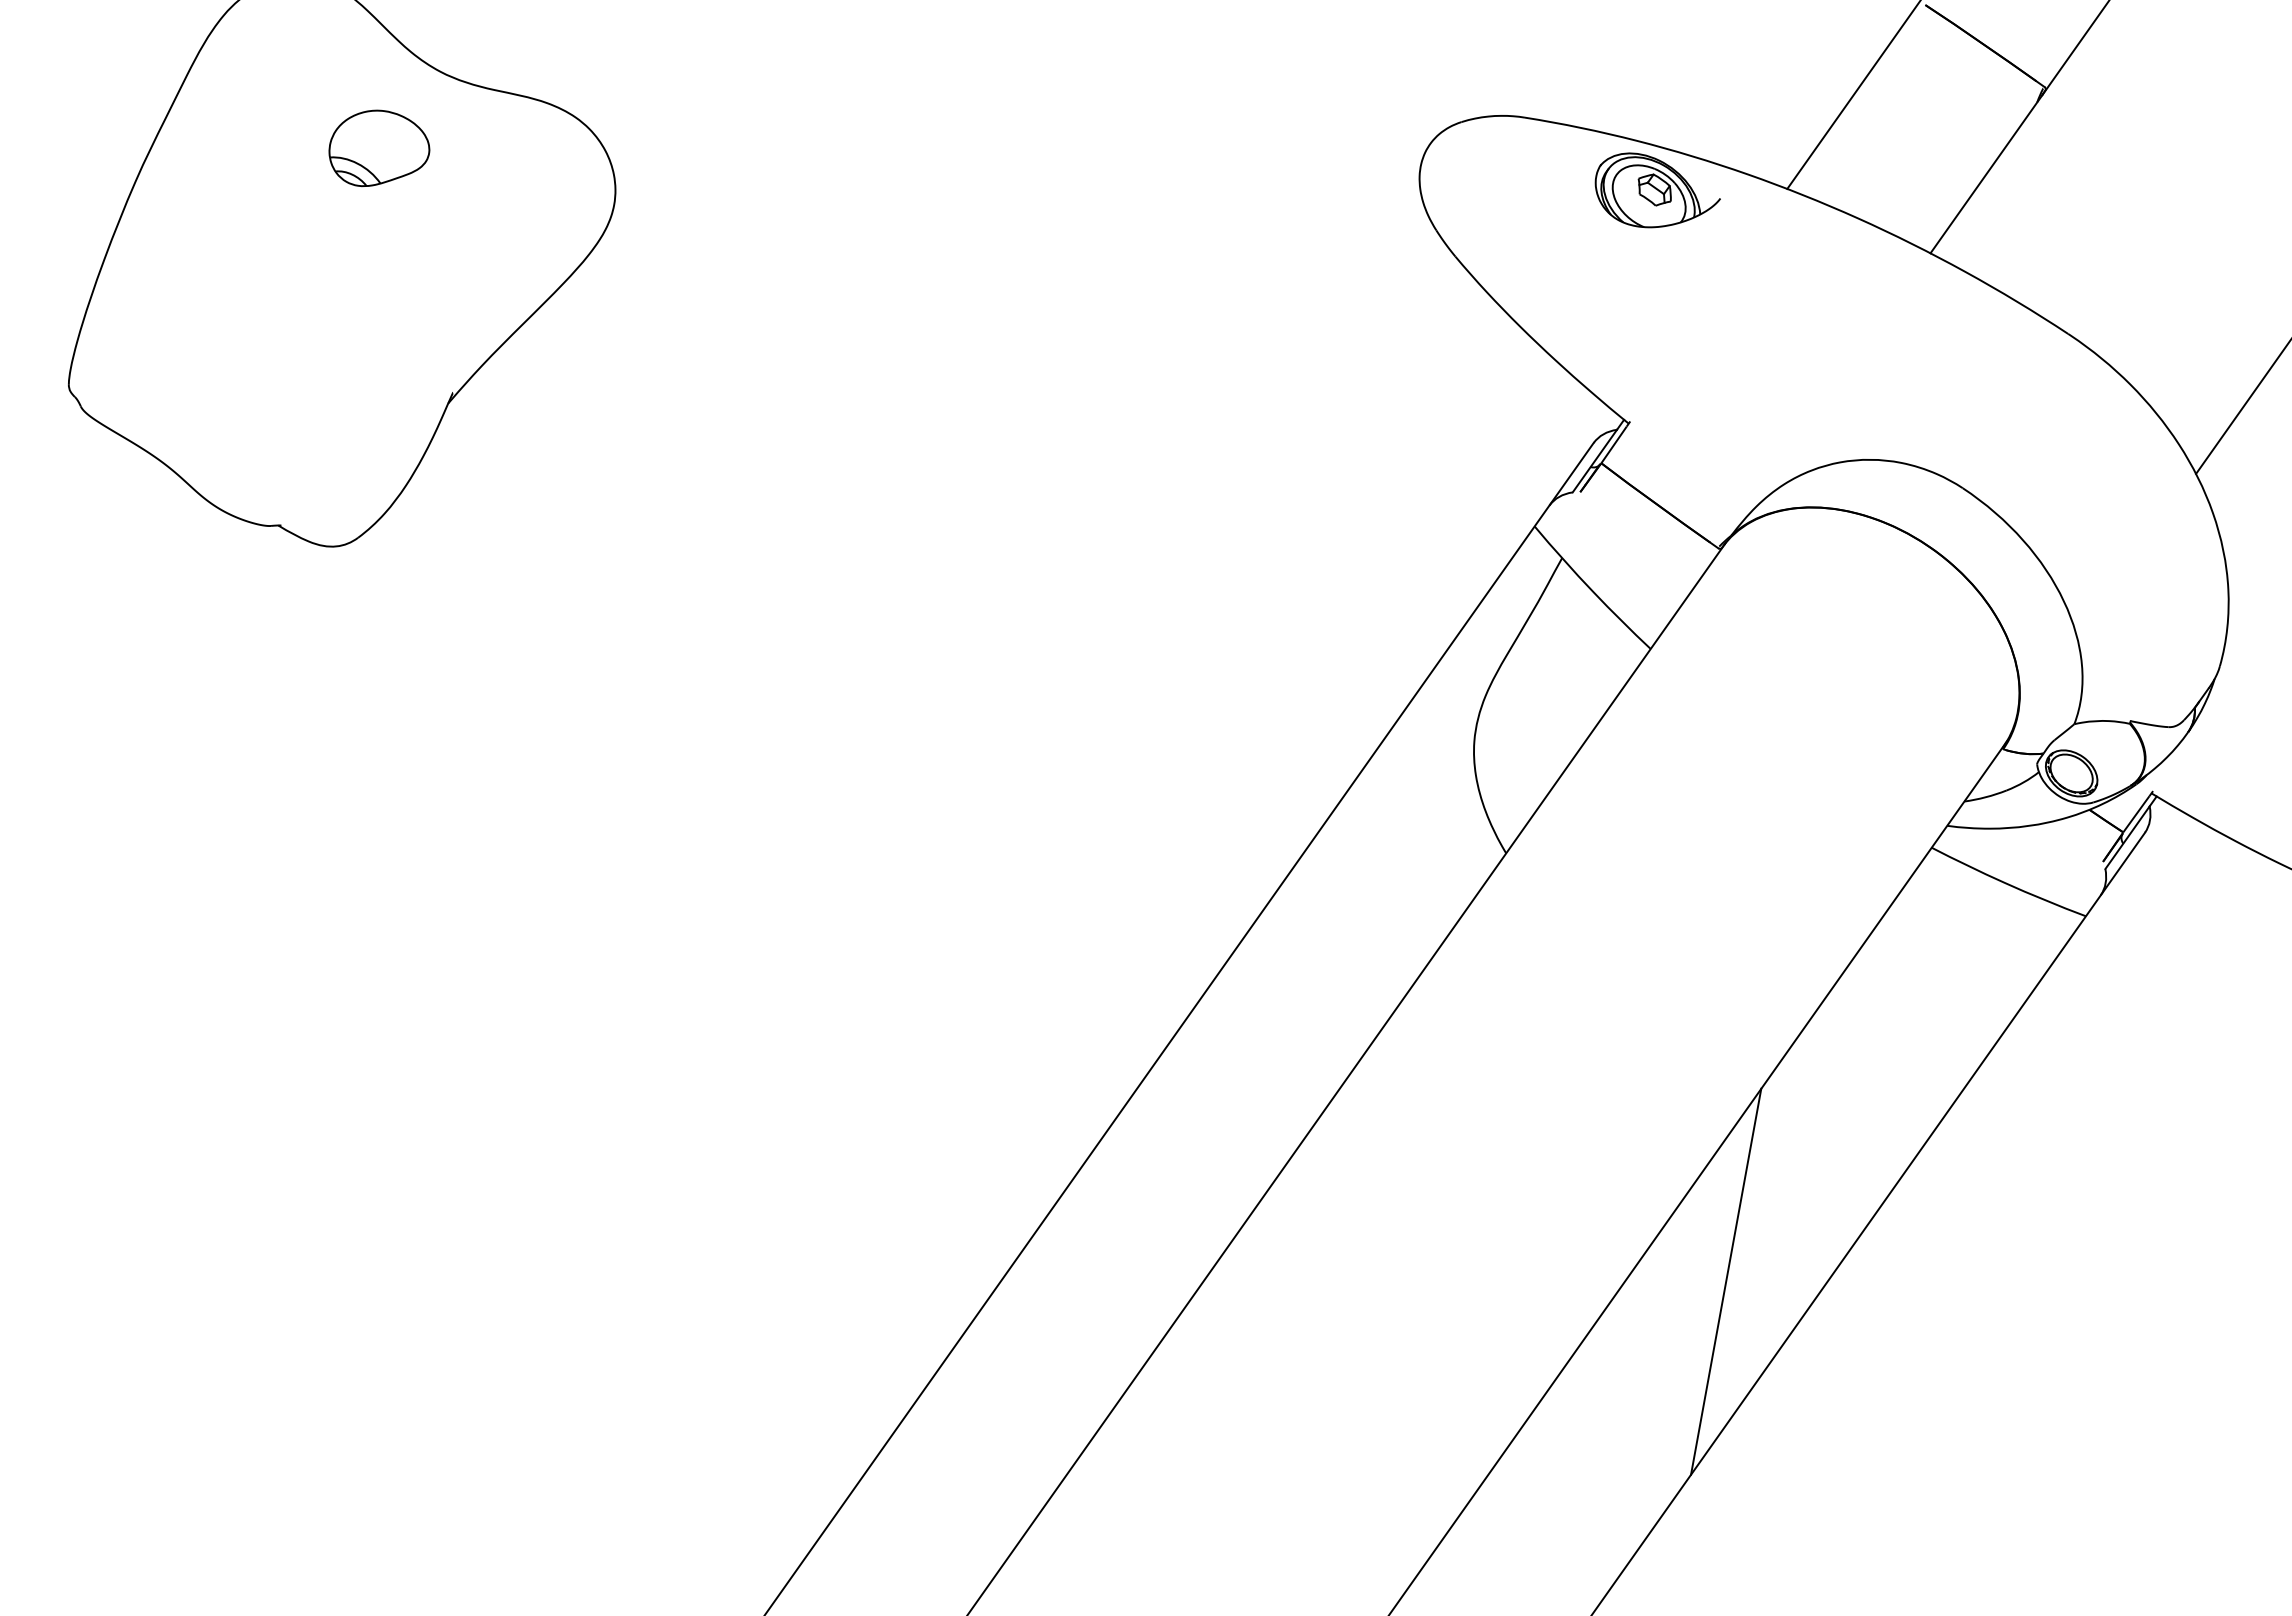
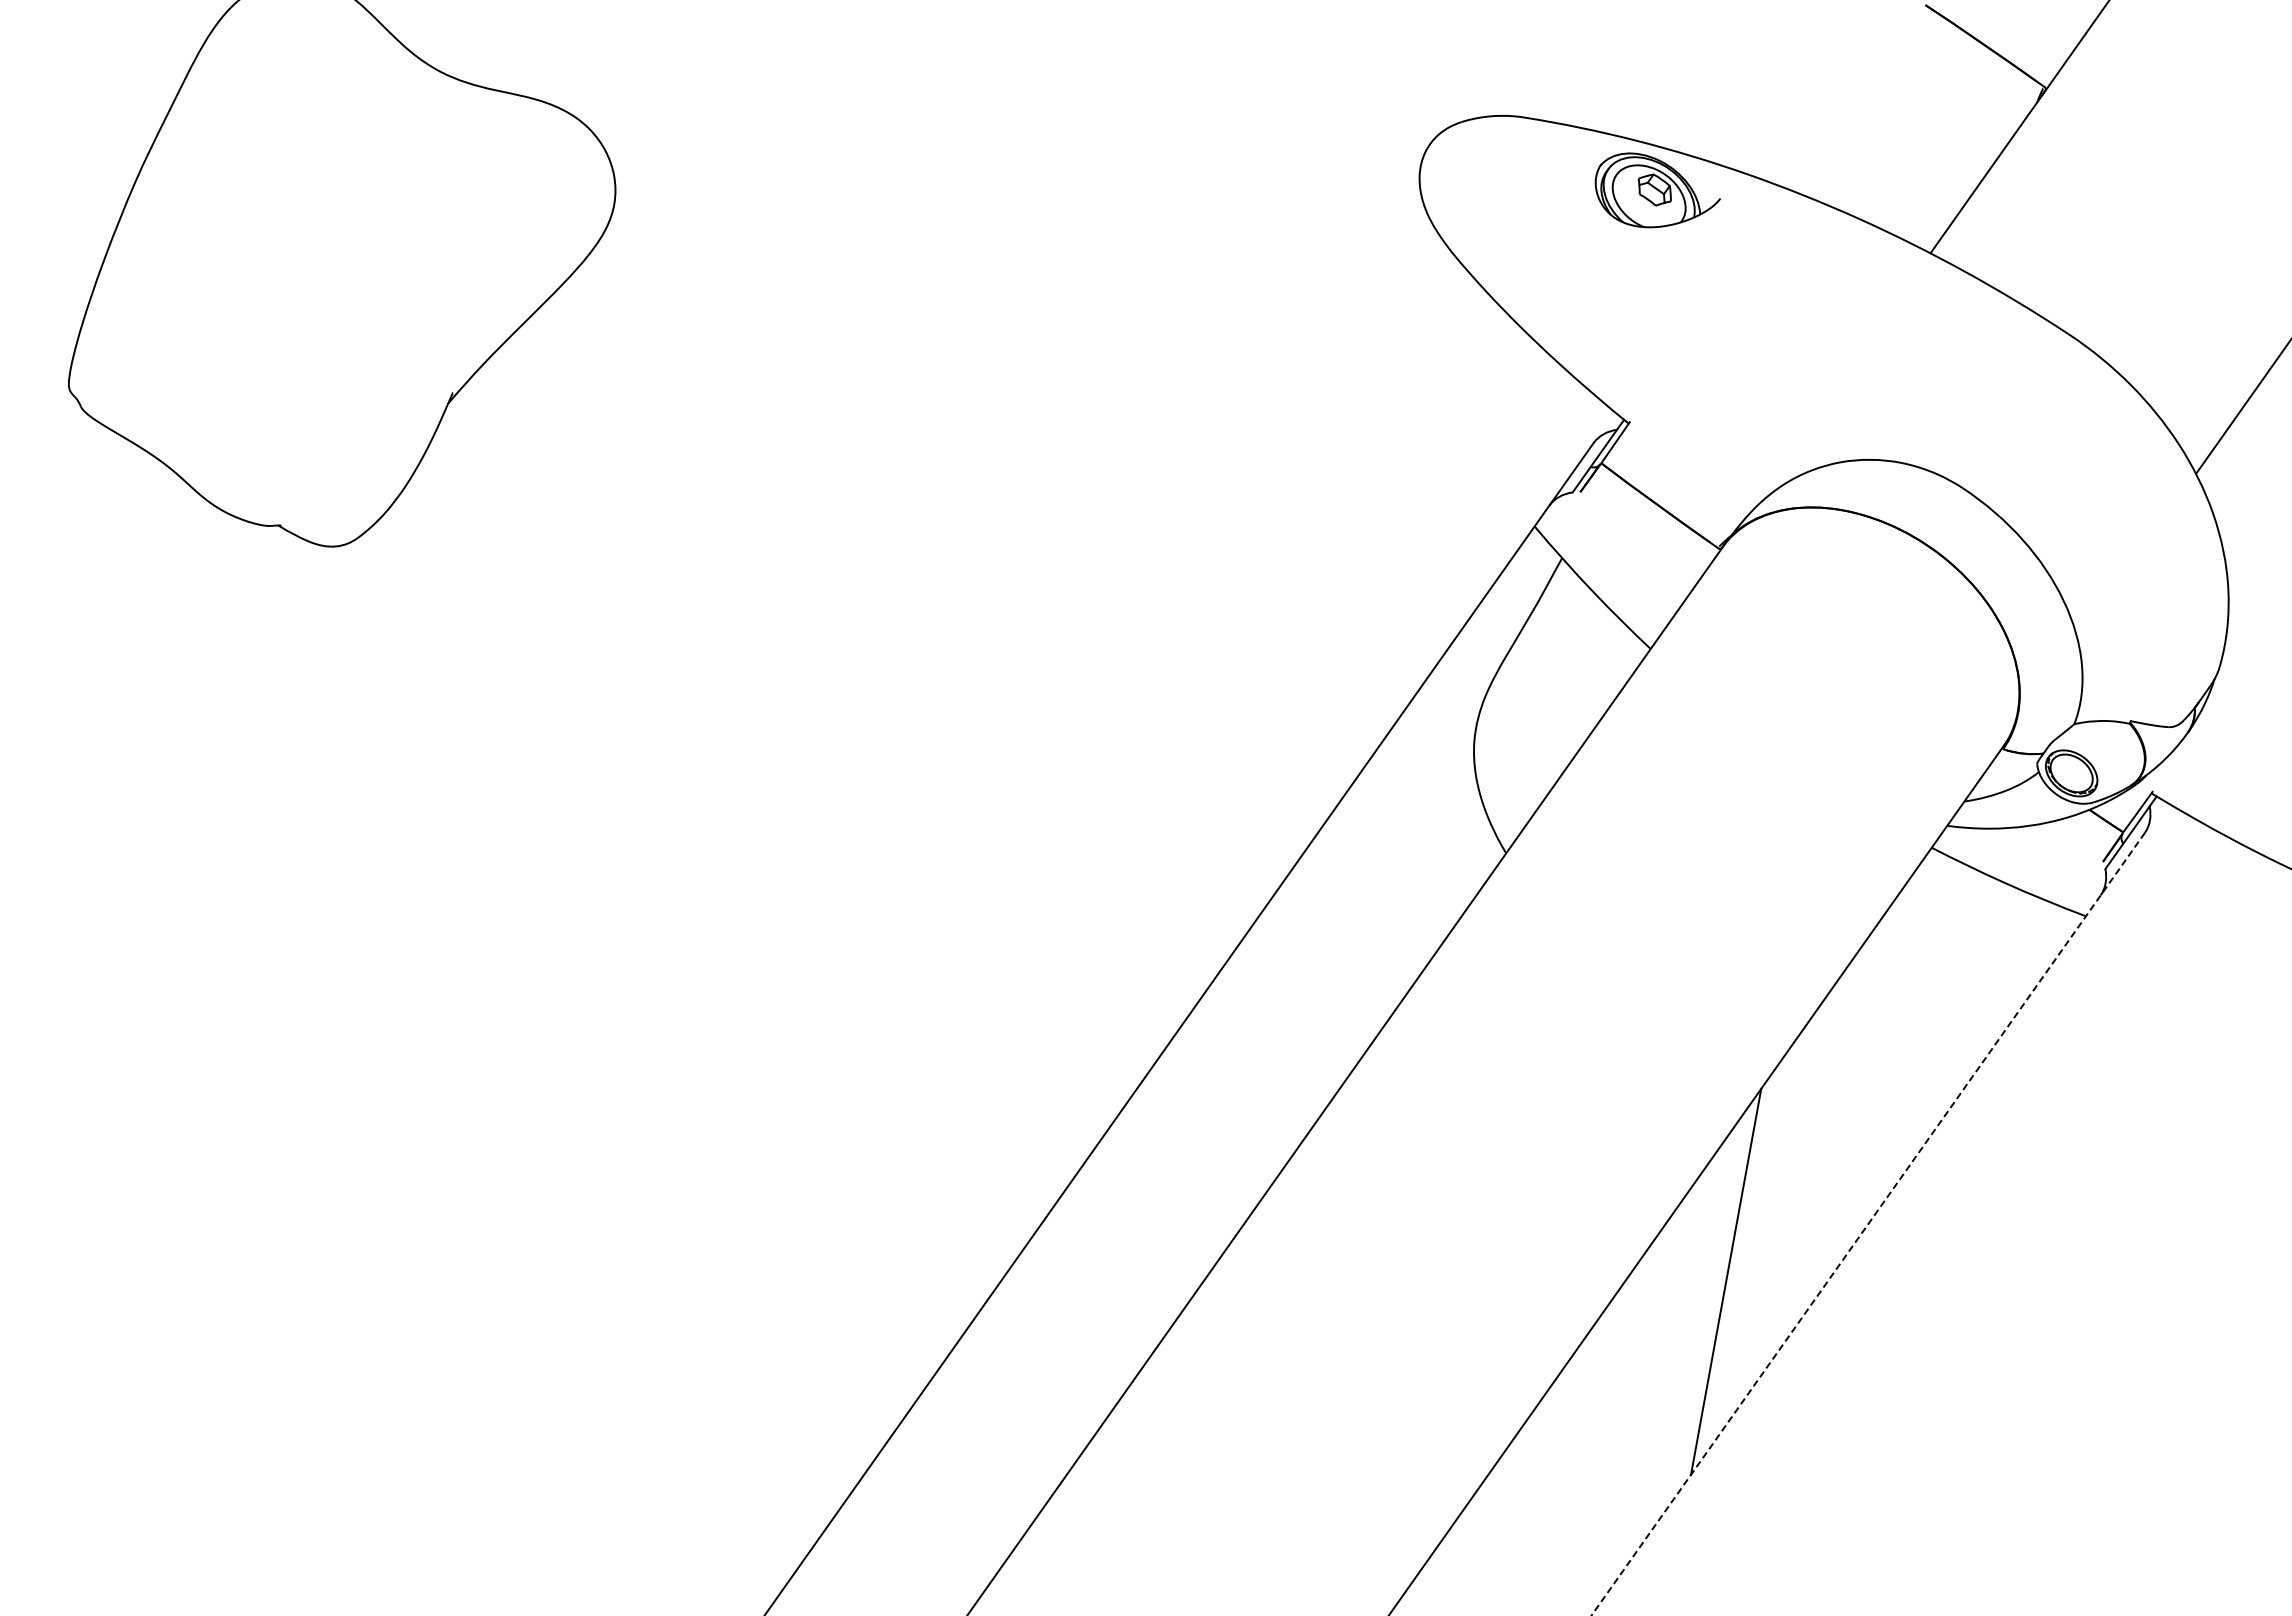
line: present -> none (1853, 95)
part: present -> none (379, 148)
line: solid -> dashed (1867, 1224)
